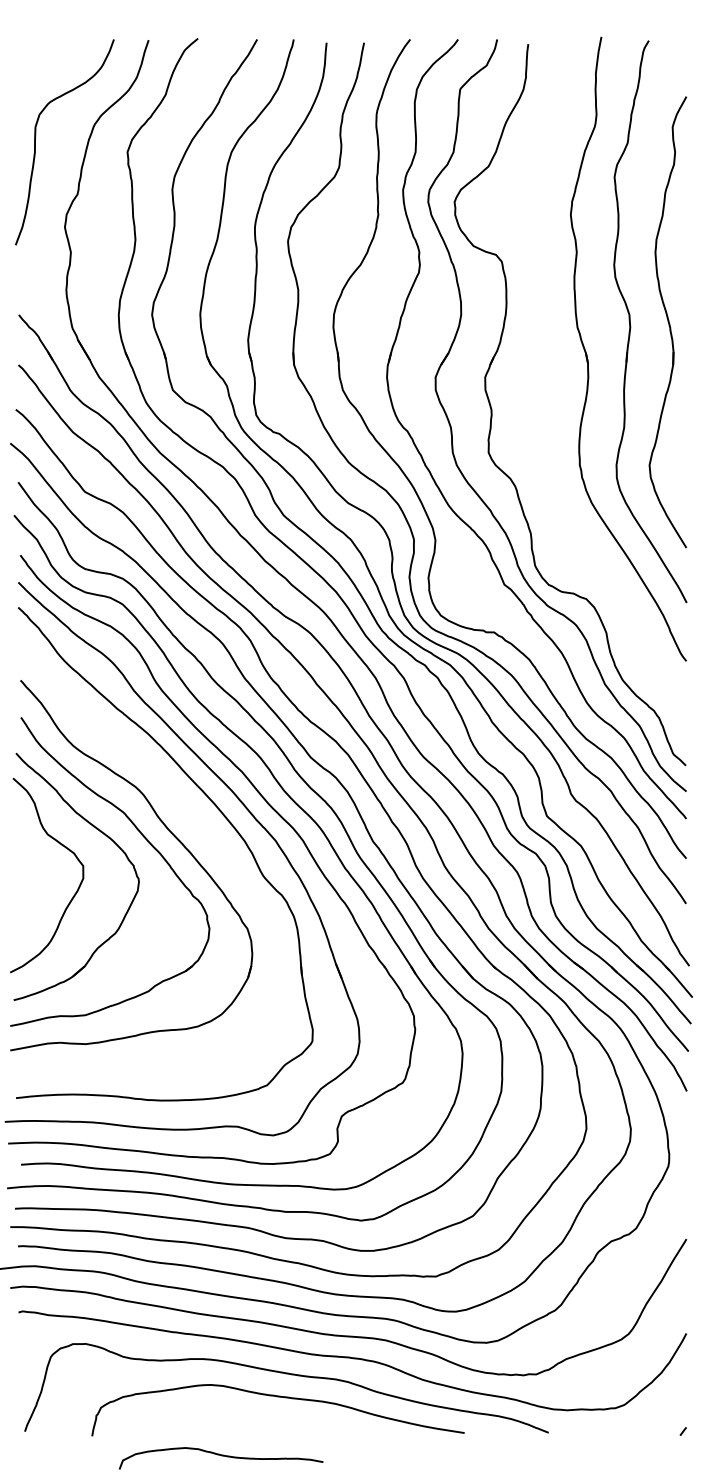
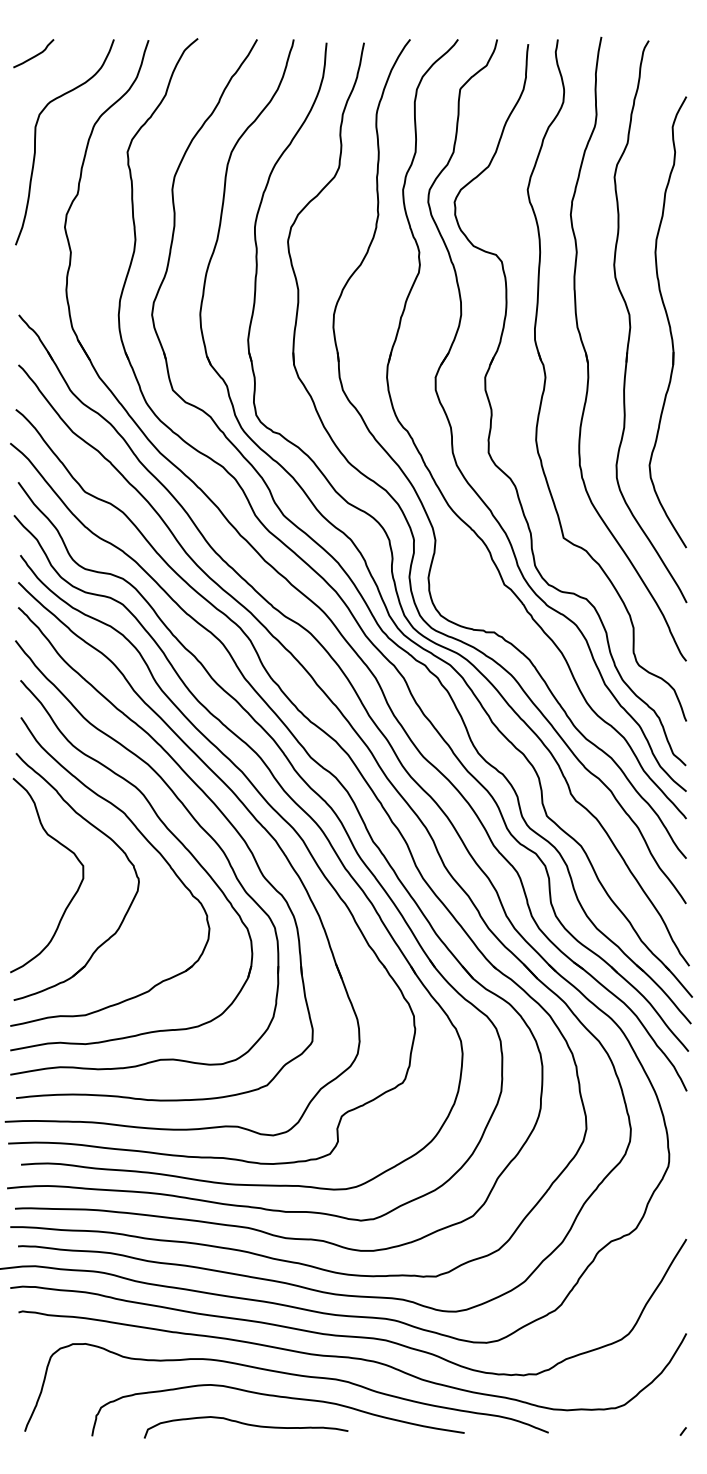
curve: none -> present (34, 55)
part: none -> present (546, 379)
part: none -> present (192, 818)
curve position: (221, 1456) -> (246, 1425) (246, 1425)
